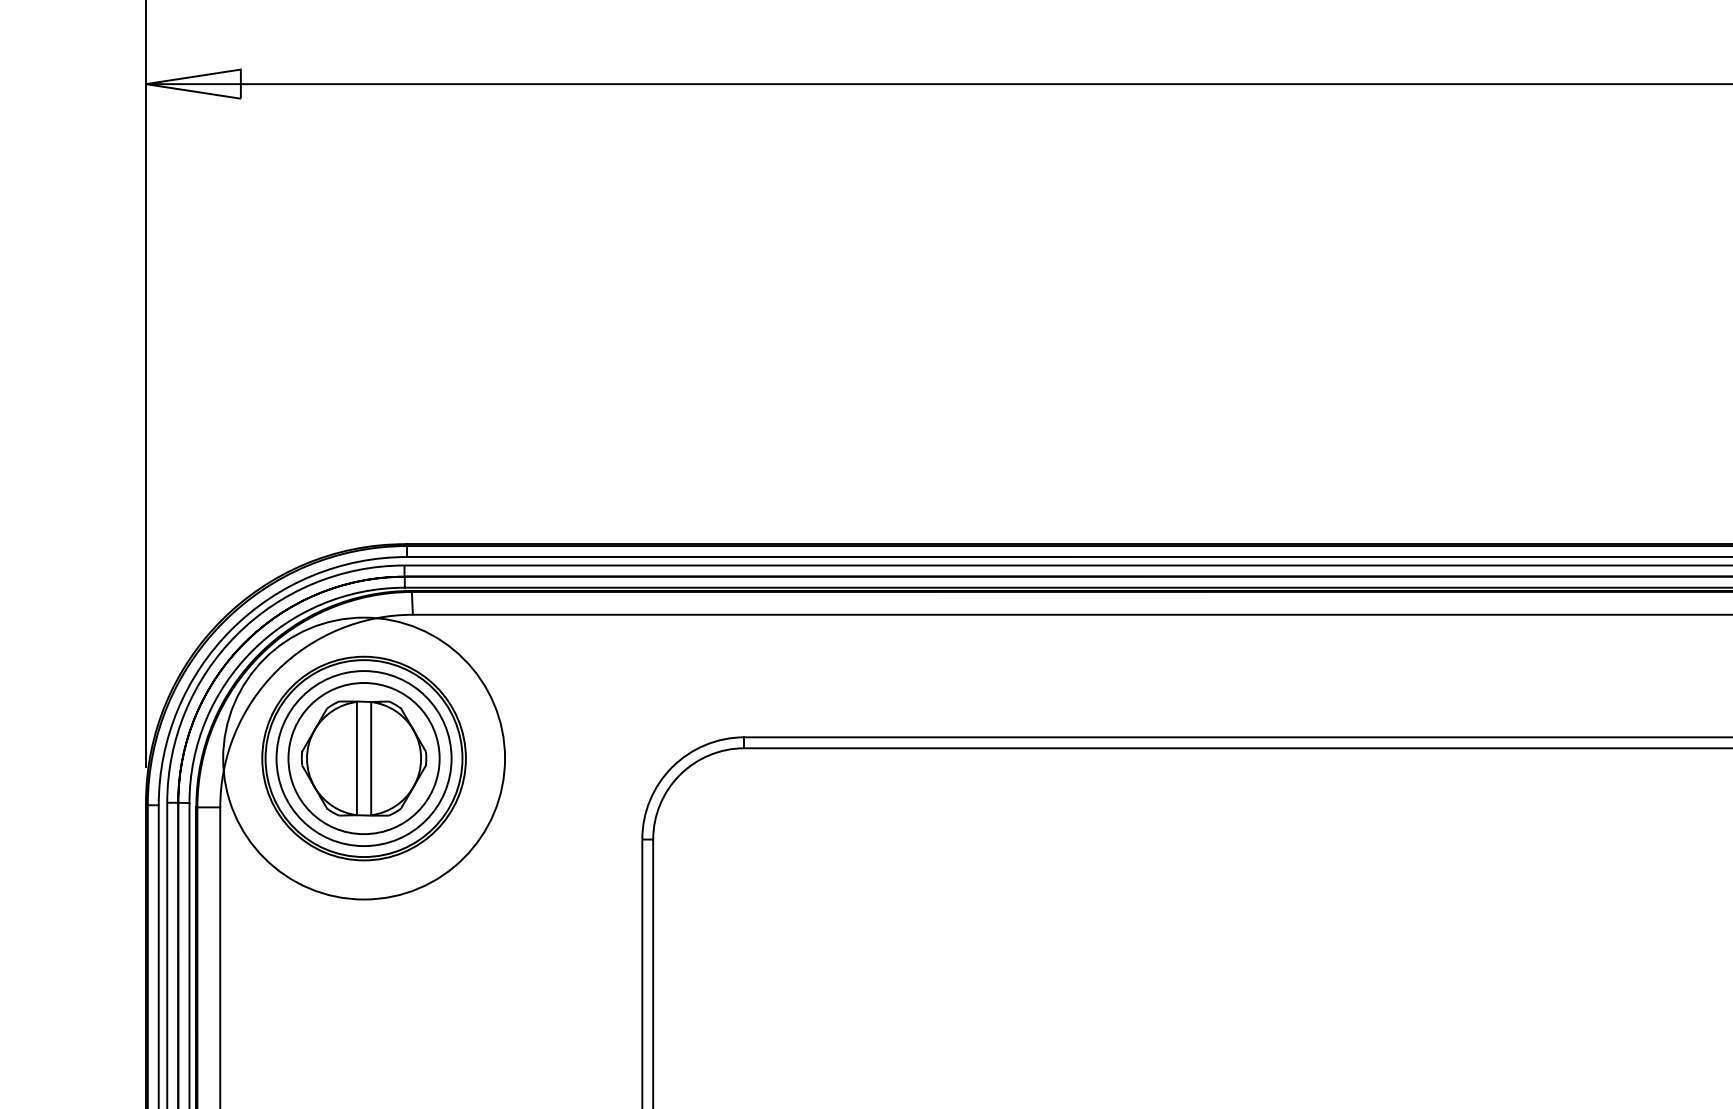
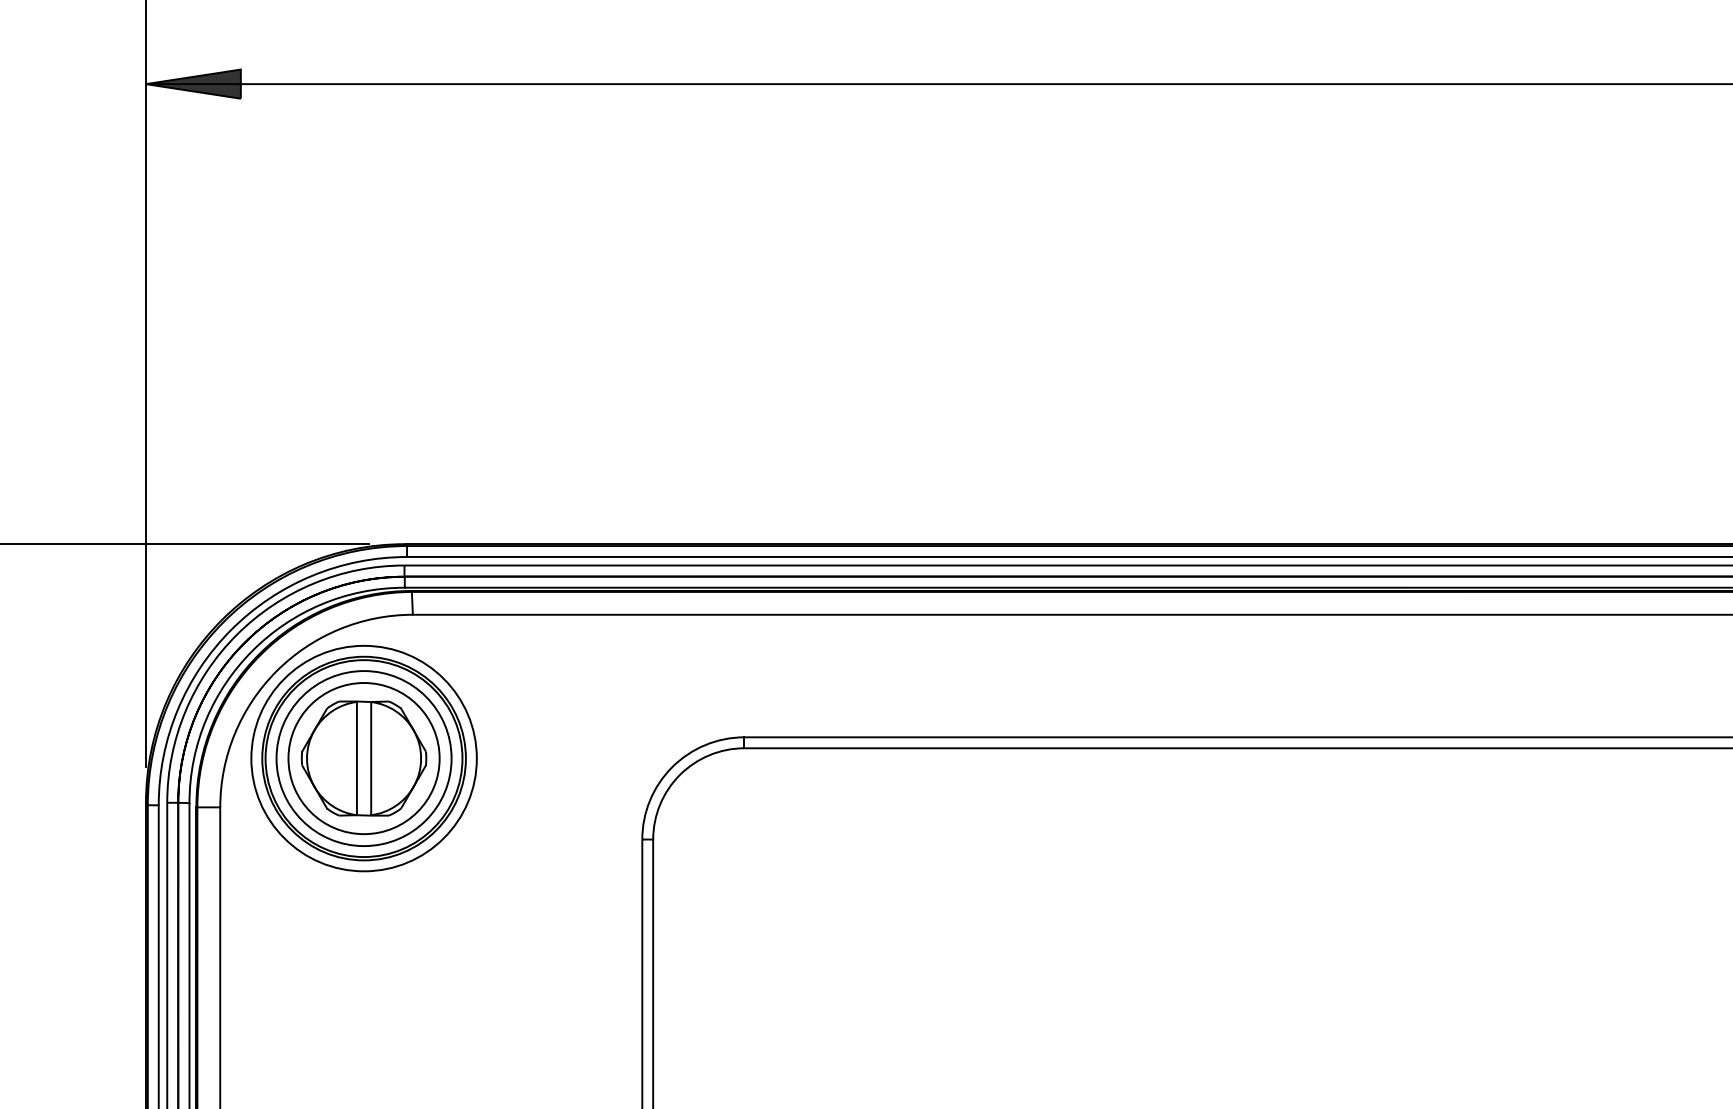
fill: none -> present (192, 83)
line: none -> present (185, 544)
circle diameter: 282 px -> 225 px (363, 758)
